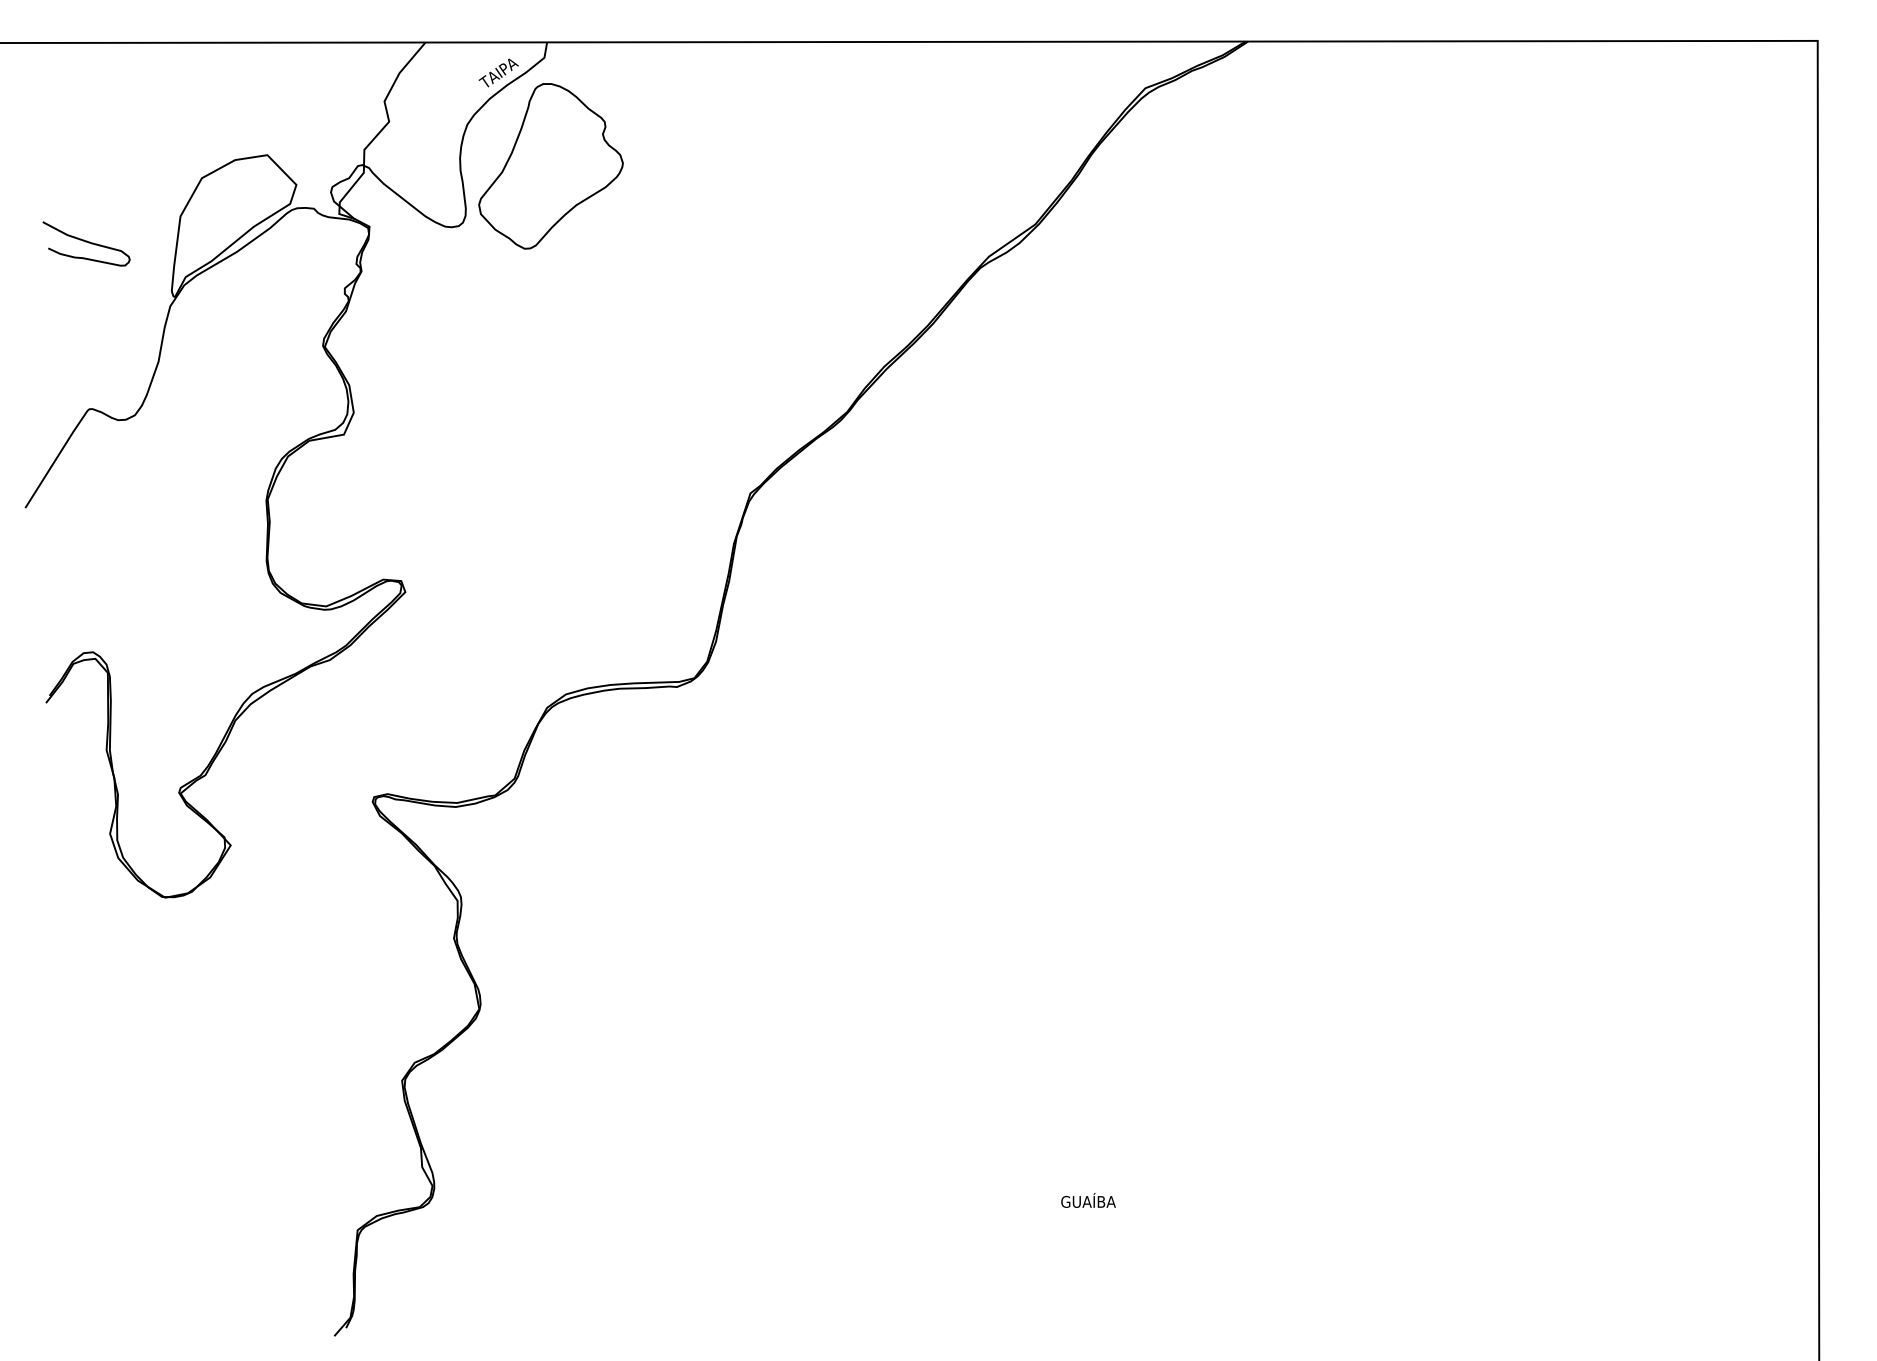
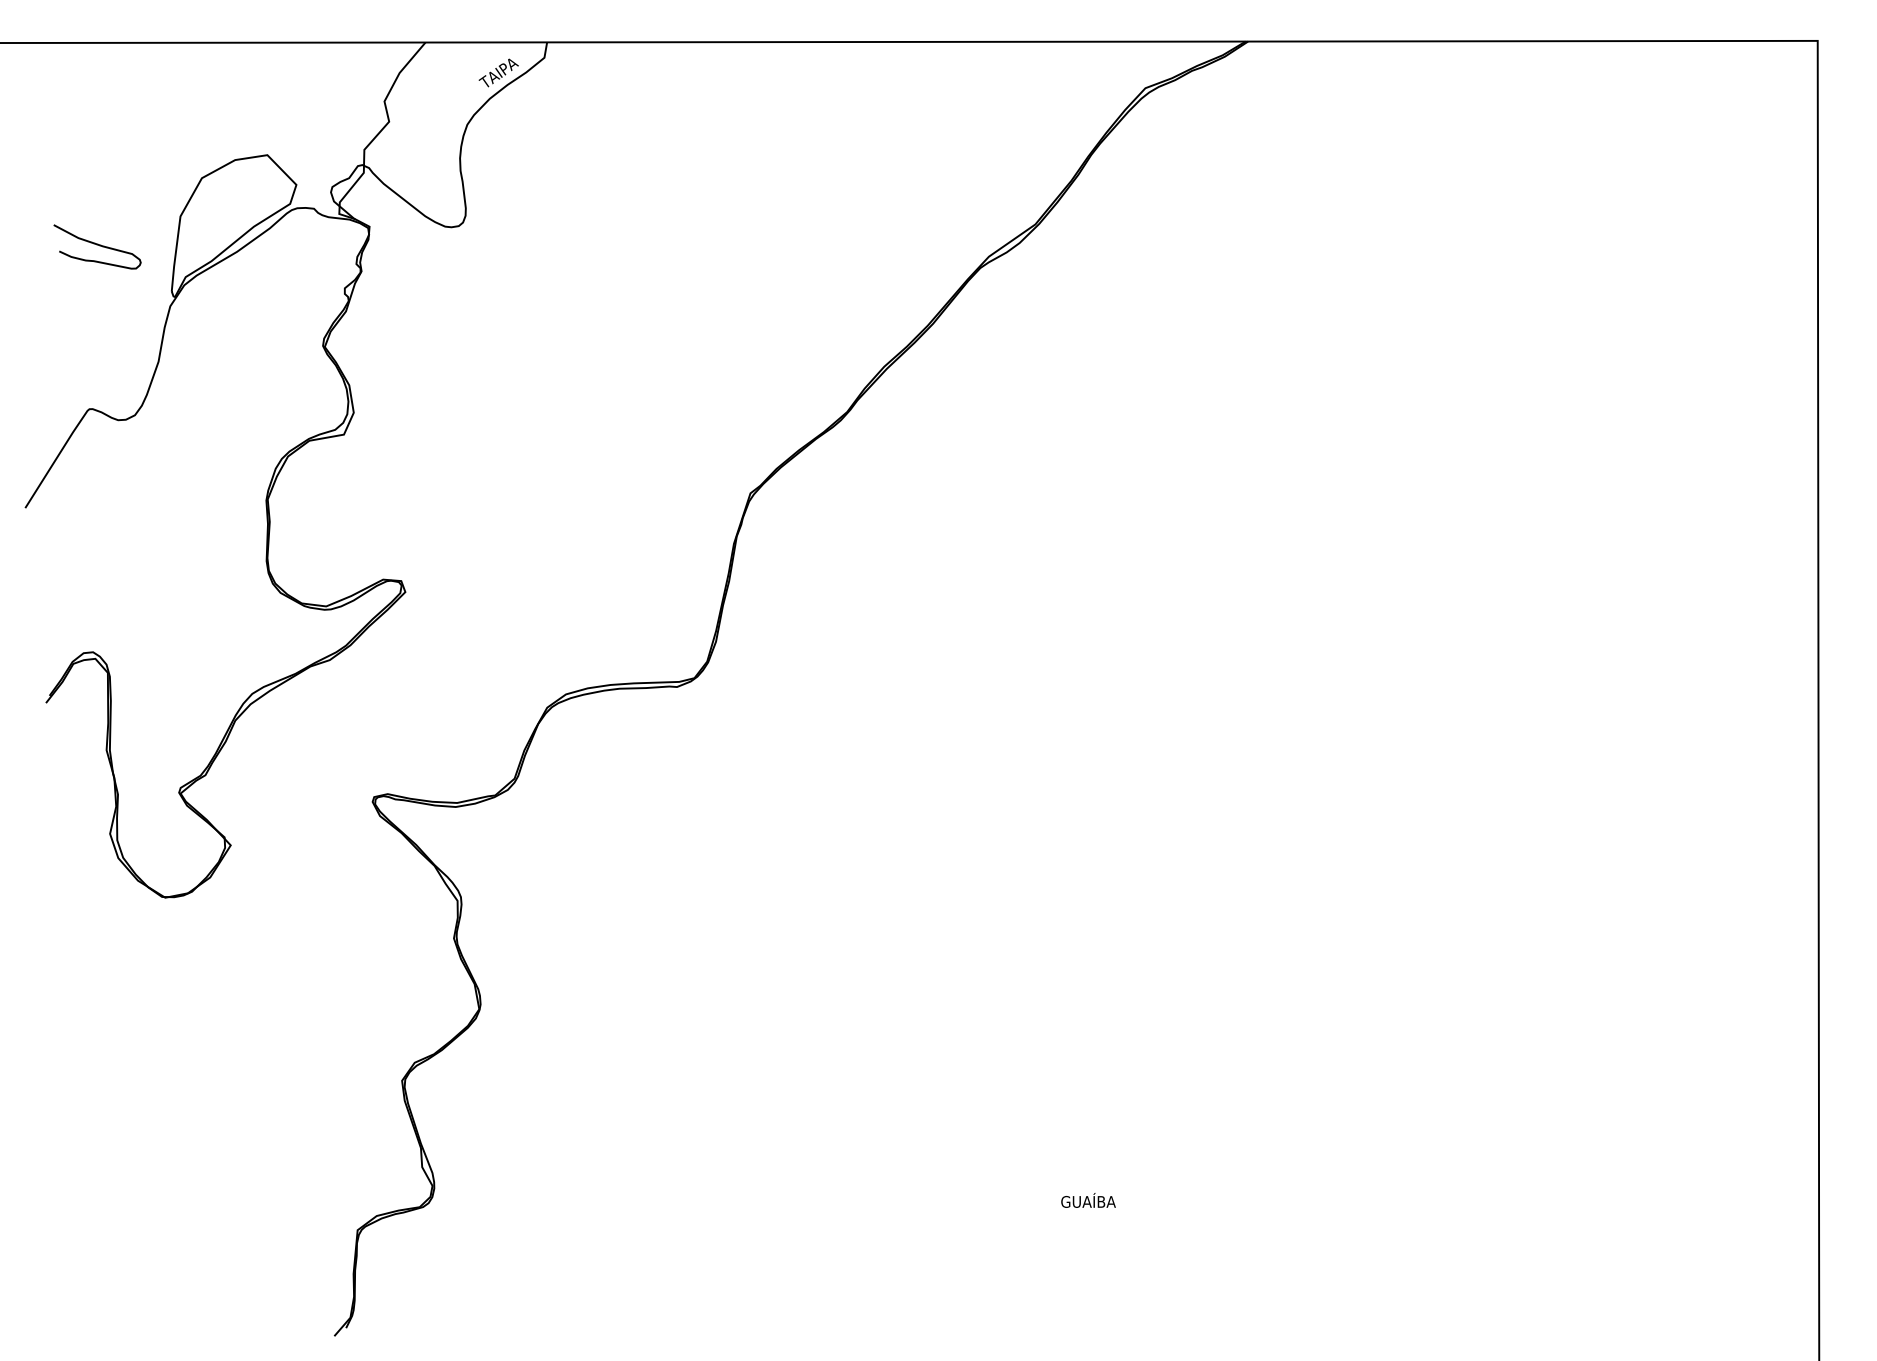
part: present -> none (550, 166)
curve position: (86, 242) -> (97, 245) (97, 245)
